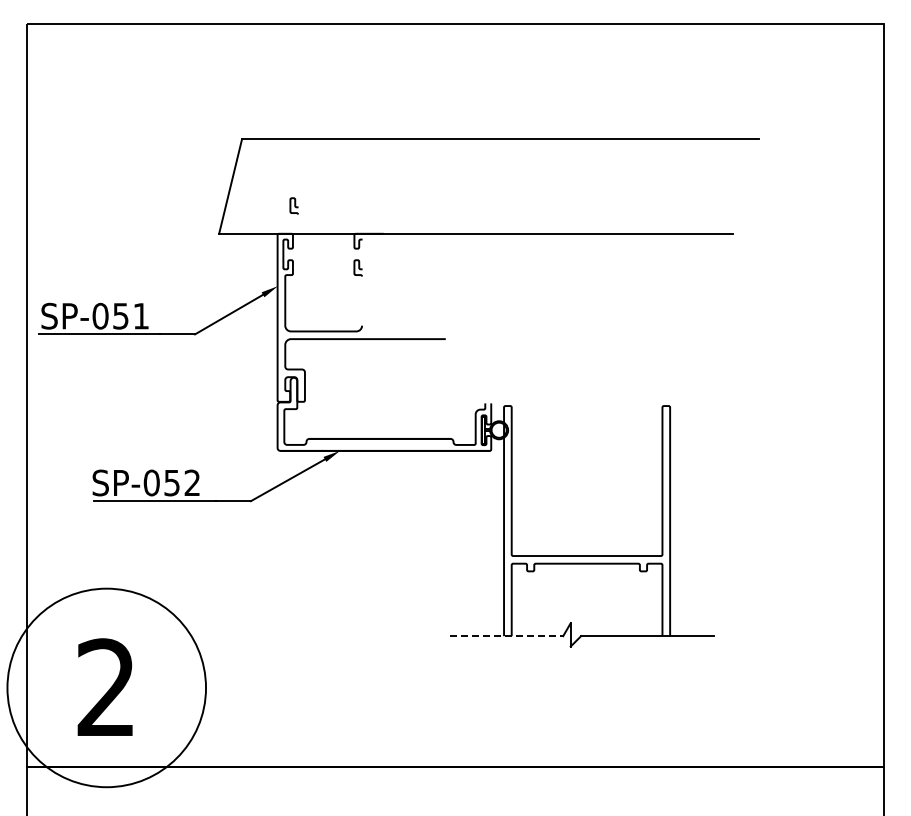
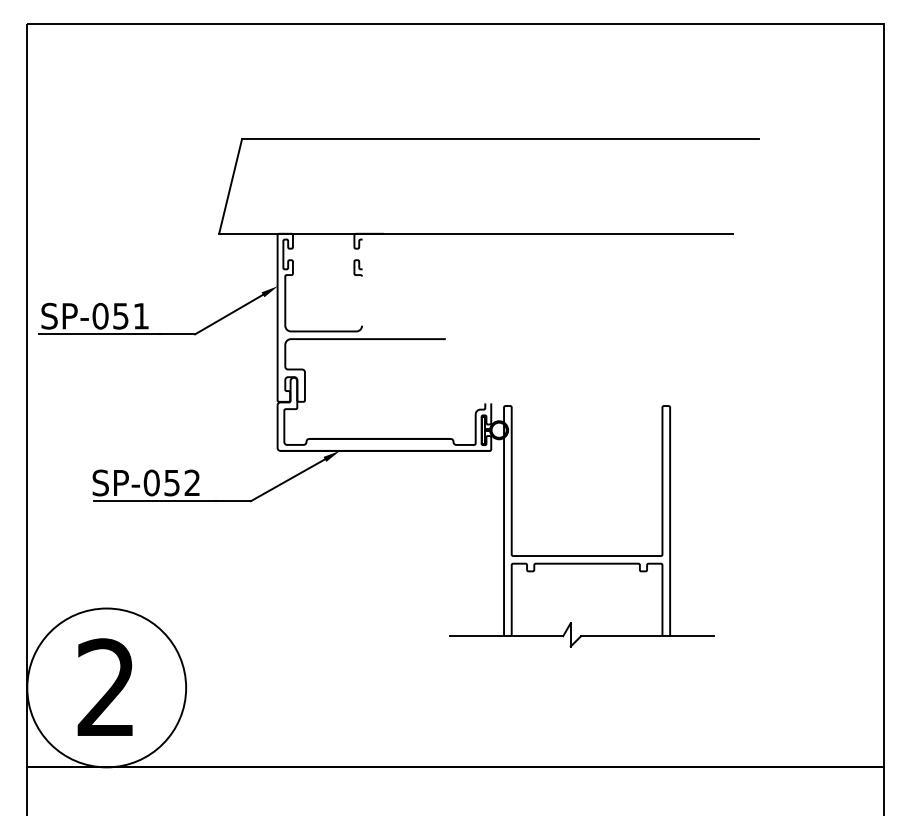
curve: present -> none (294, 205)
line: dashed -> solid (506, 636)
circle diameter: 199 px -> 159 px (106, 687)
